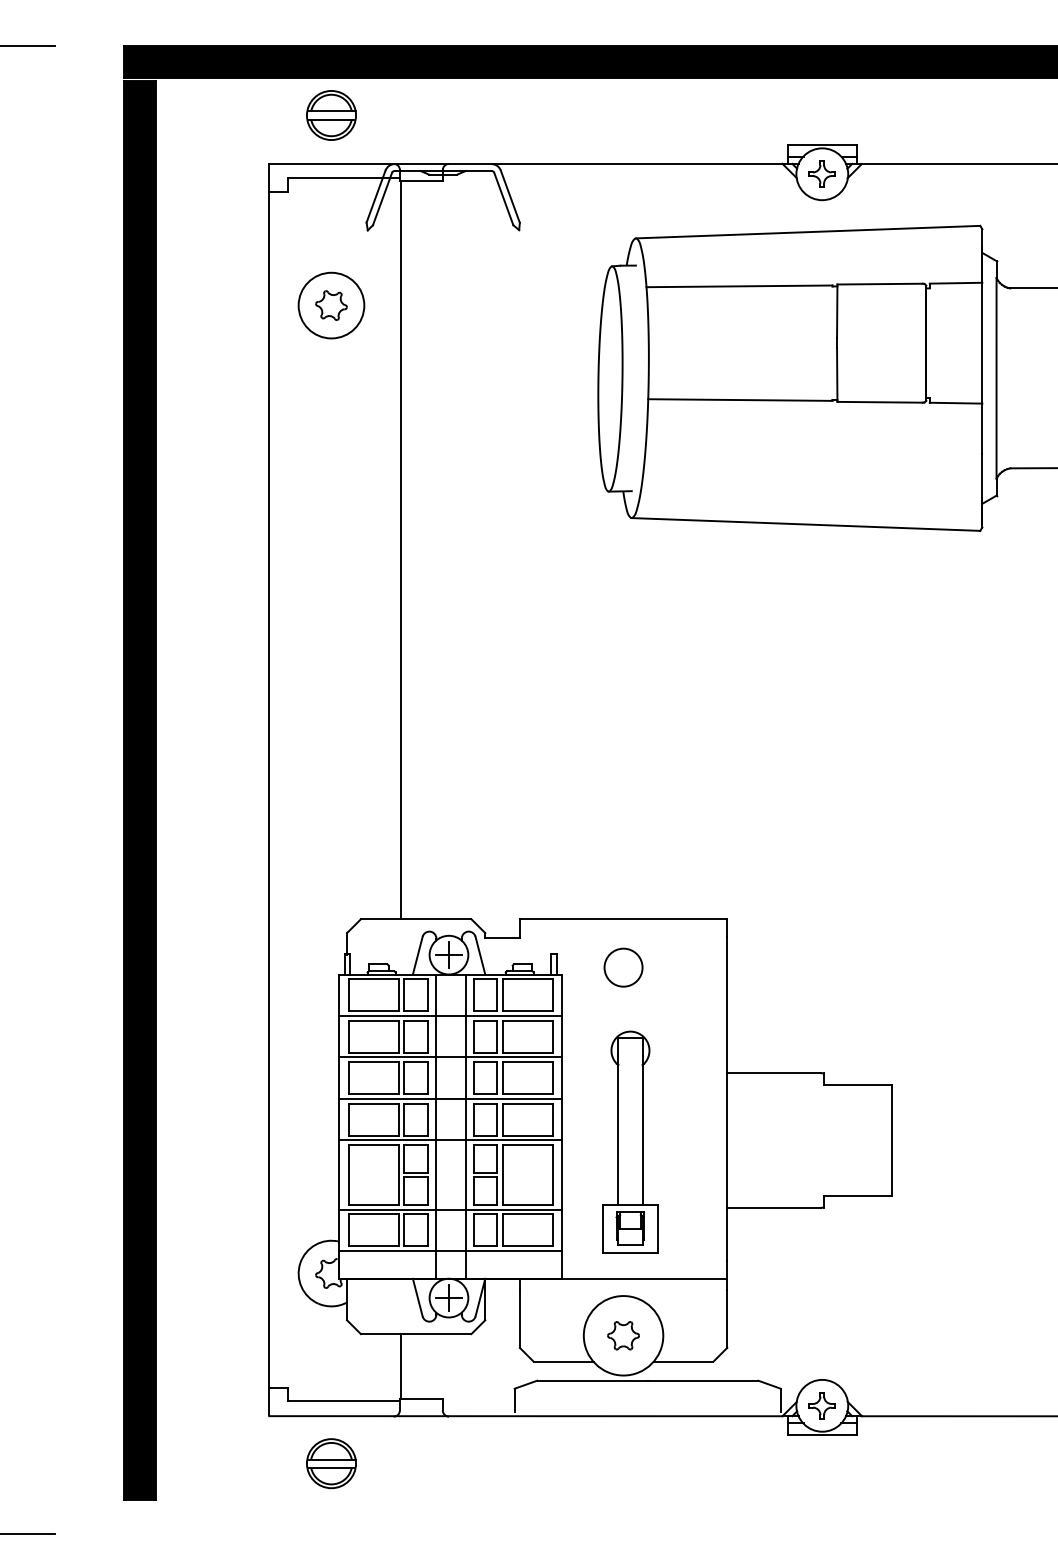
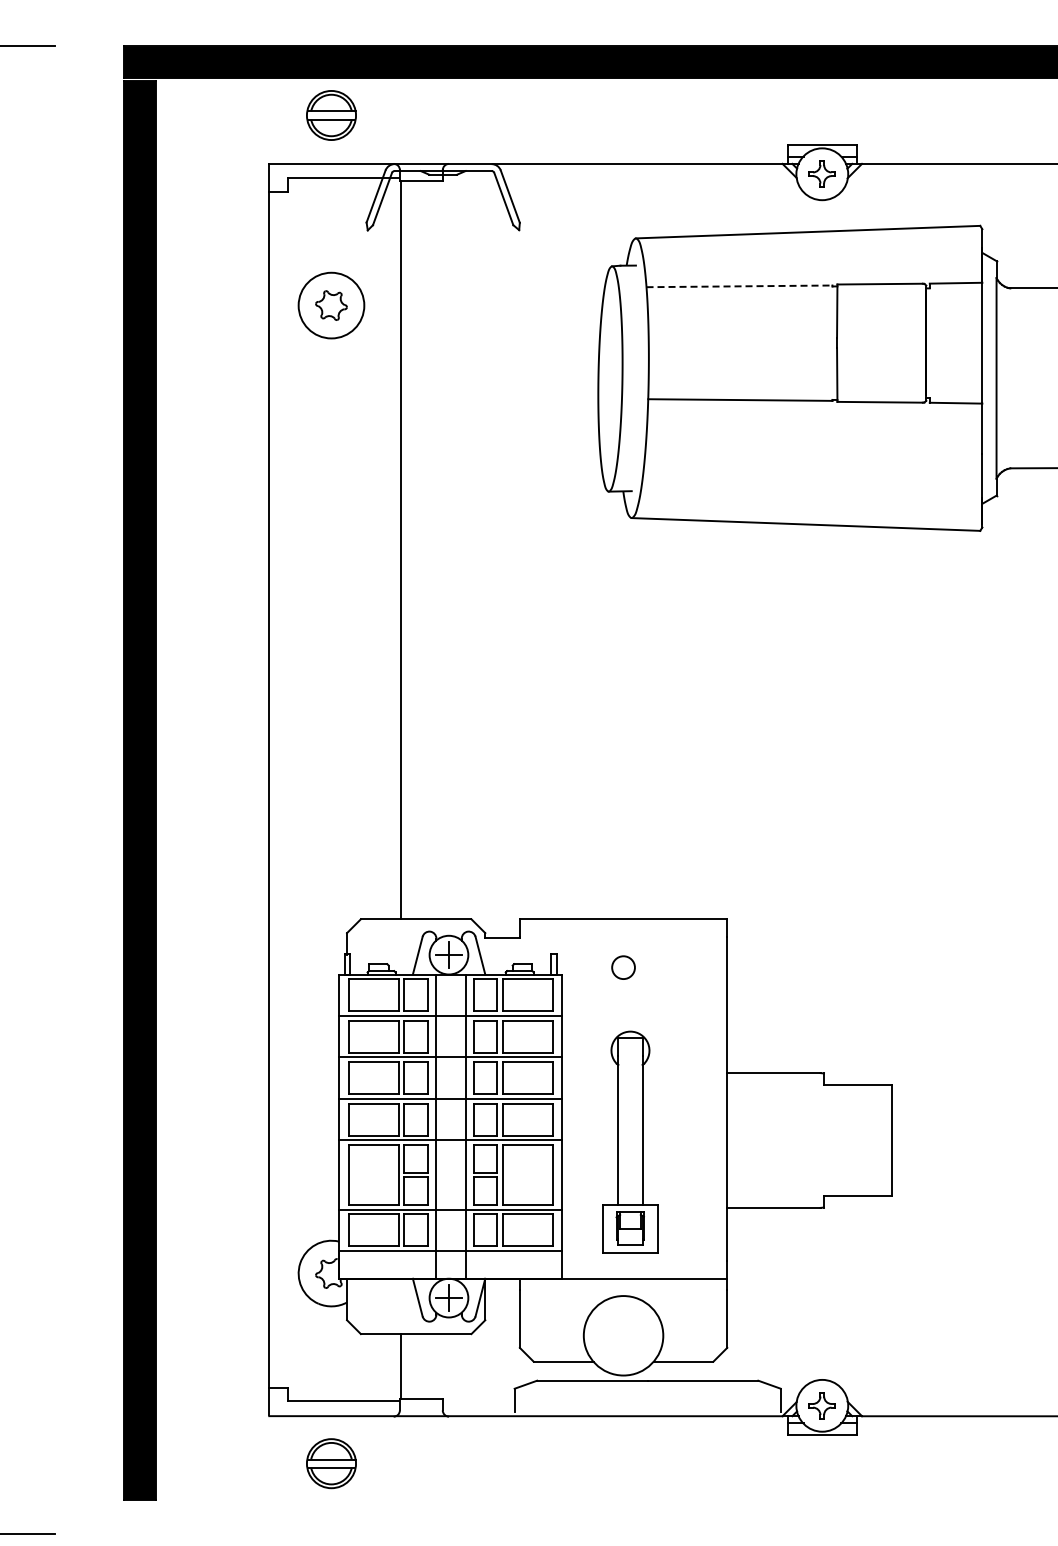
line: solid -> dashed (739, 286)
circle diameter: 38 px -> 23 px (623, 967)
part: present -> none (623, 1335)
